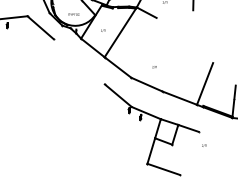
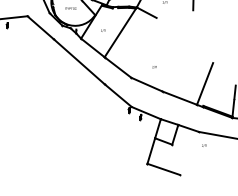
text position: (73, 14) -> (70, 8) (70, 8)
line: none -> present (78, 61)
line: none -> present (216, 134)
